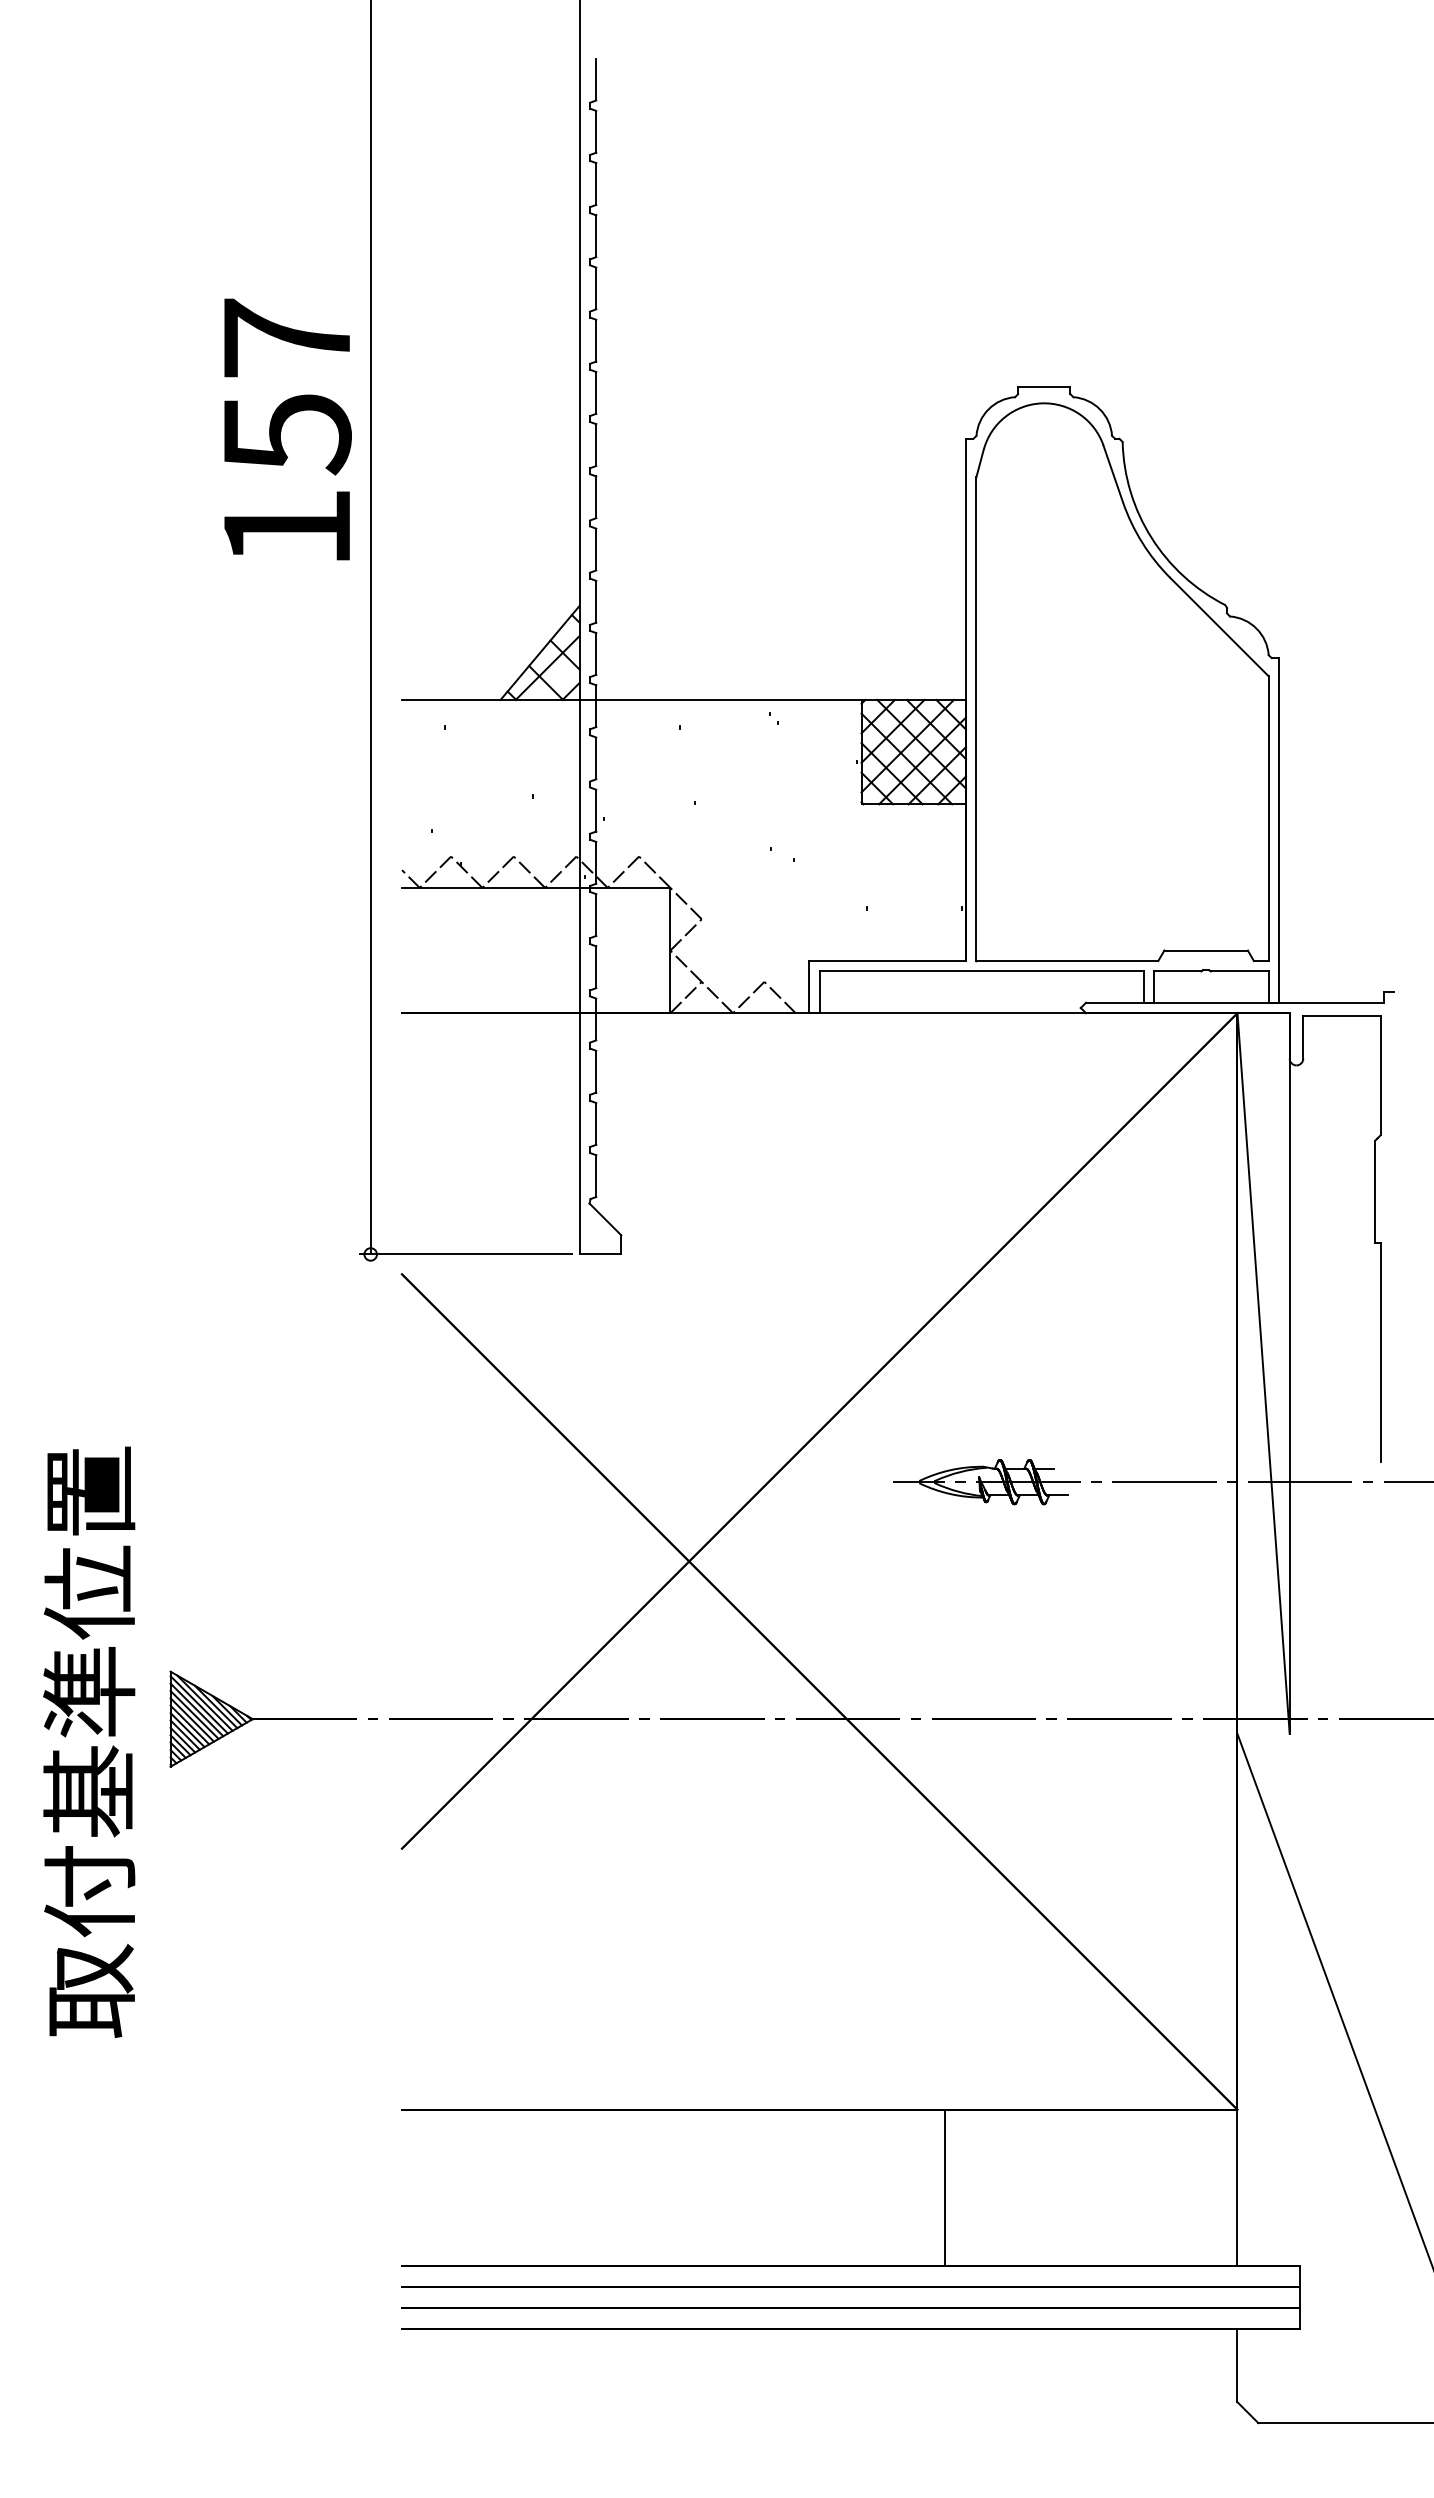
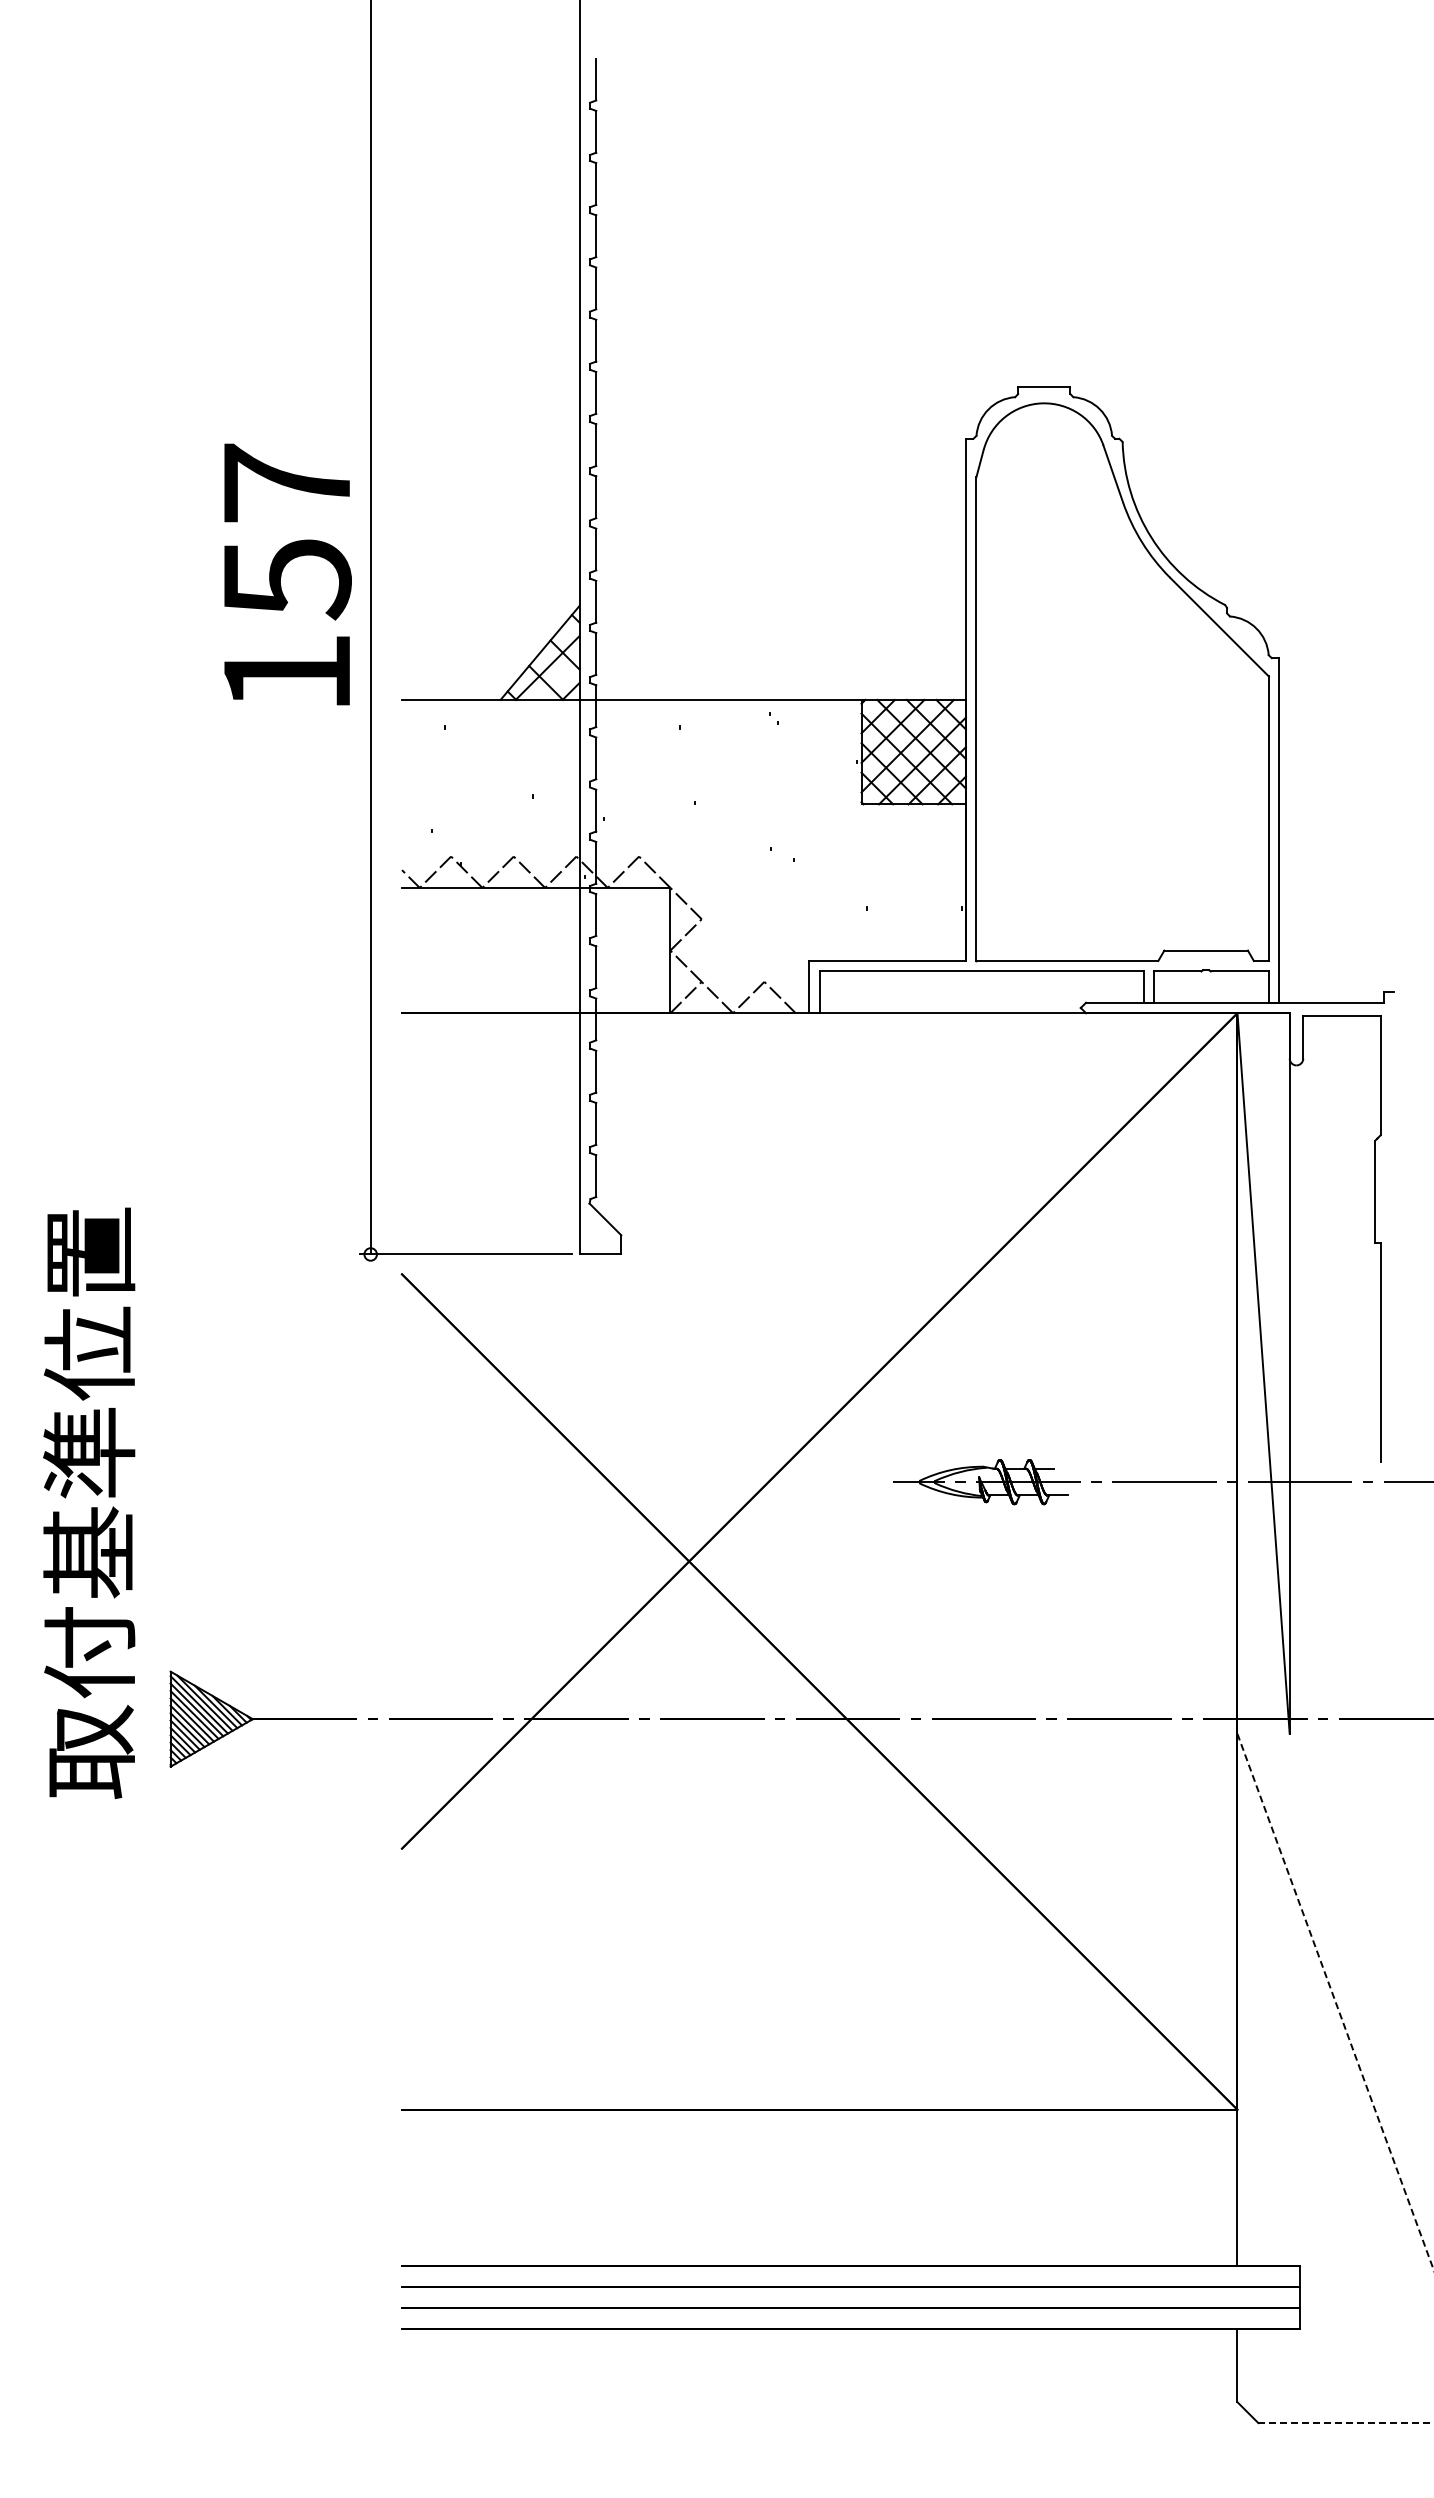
text position: (287, 429) -> (287, 574) (287, 574)
text position: (89, 1742) -> (89, 1503) (89, 1503)
line: solid -> dashed (1335, 2002)
line: present -> none (945, 2187)
line: solid -> dashed (1346, 2423)
